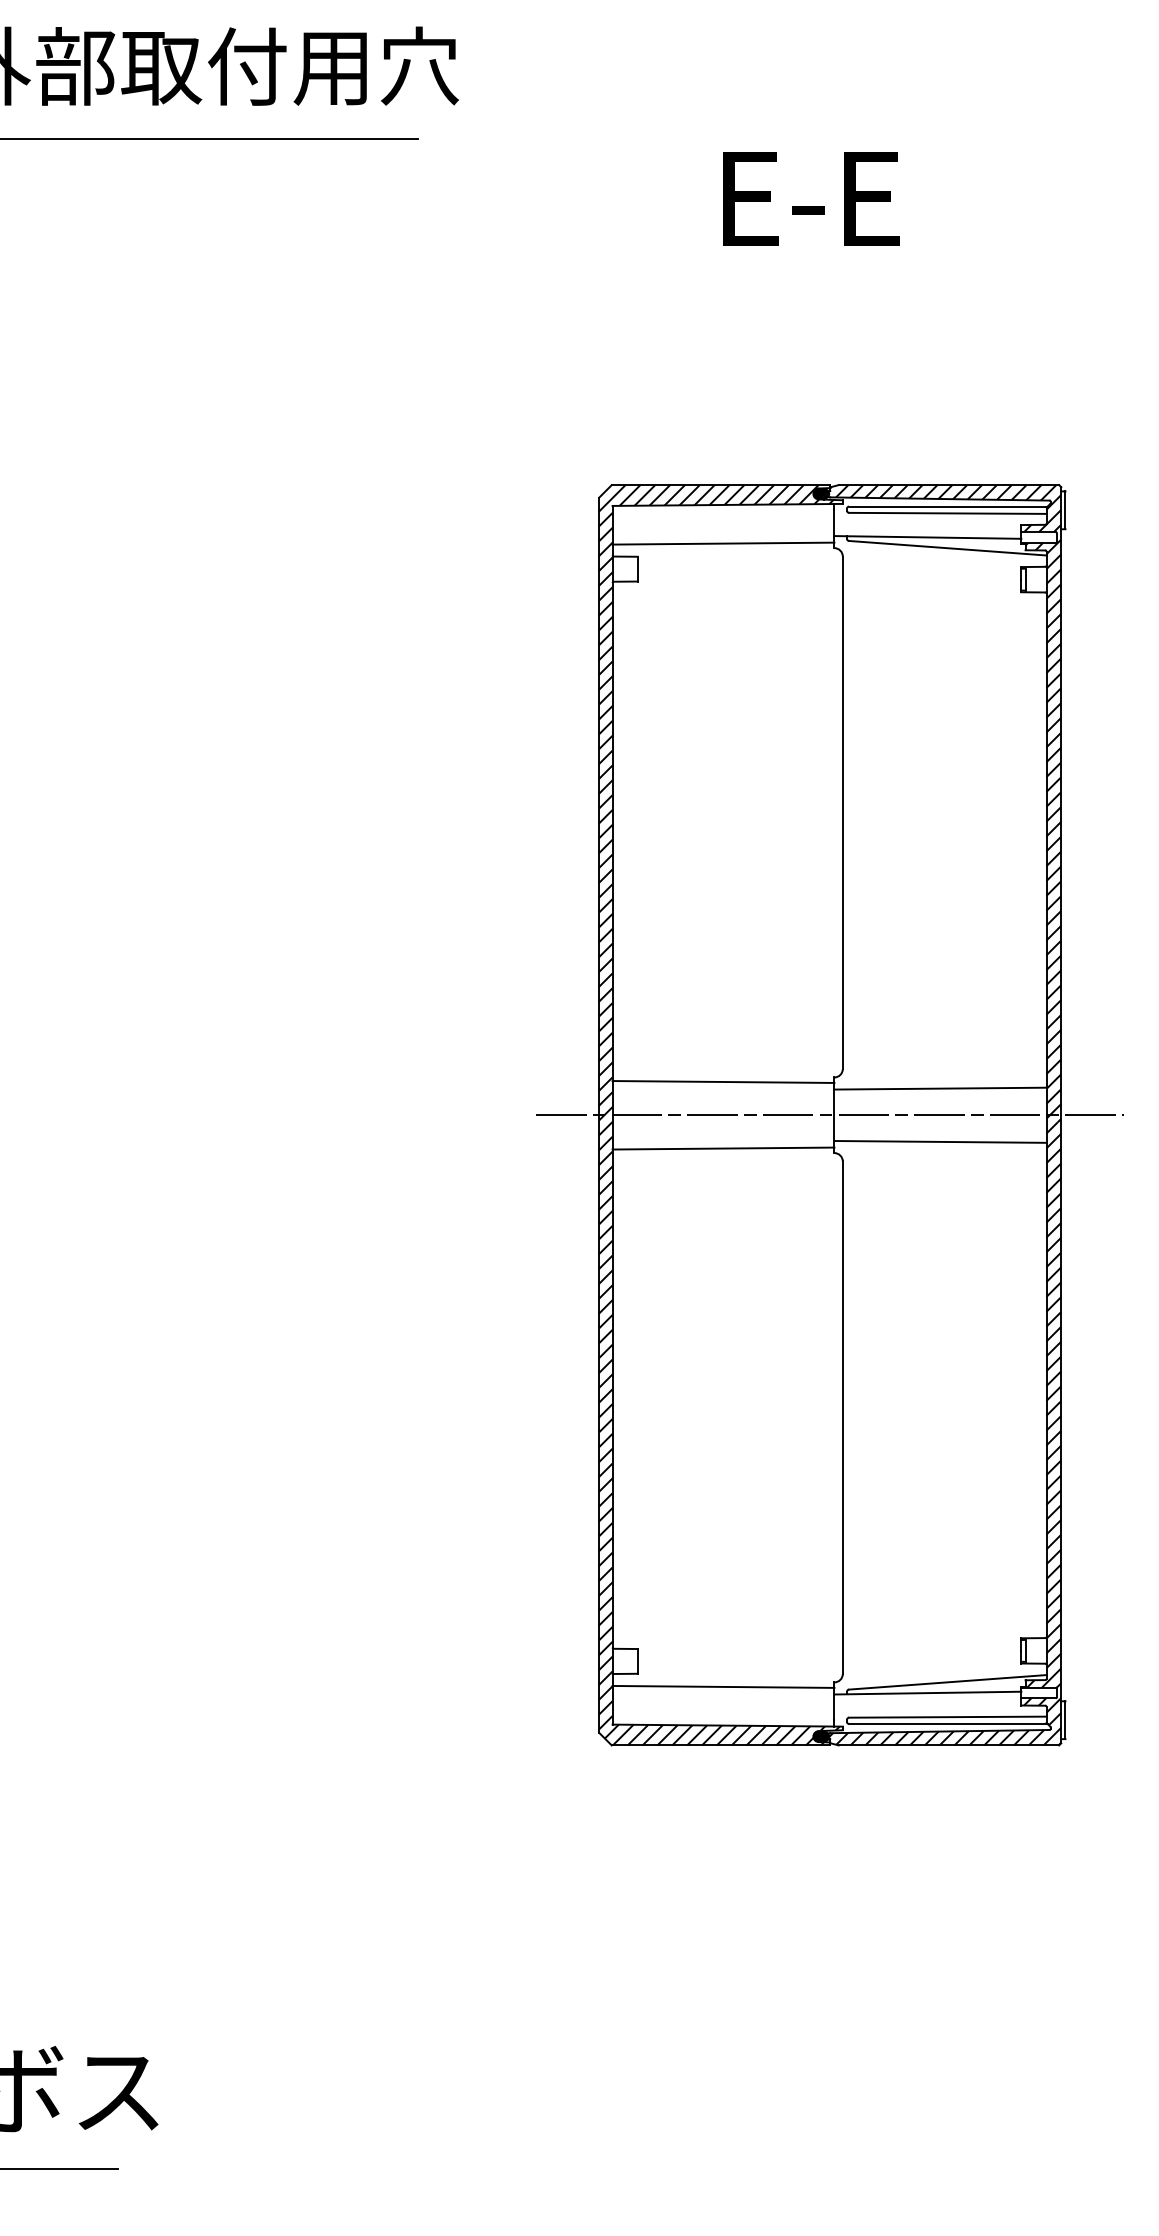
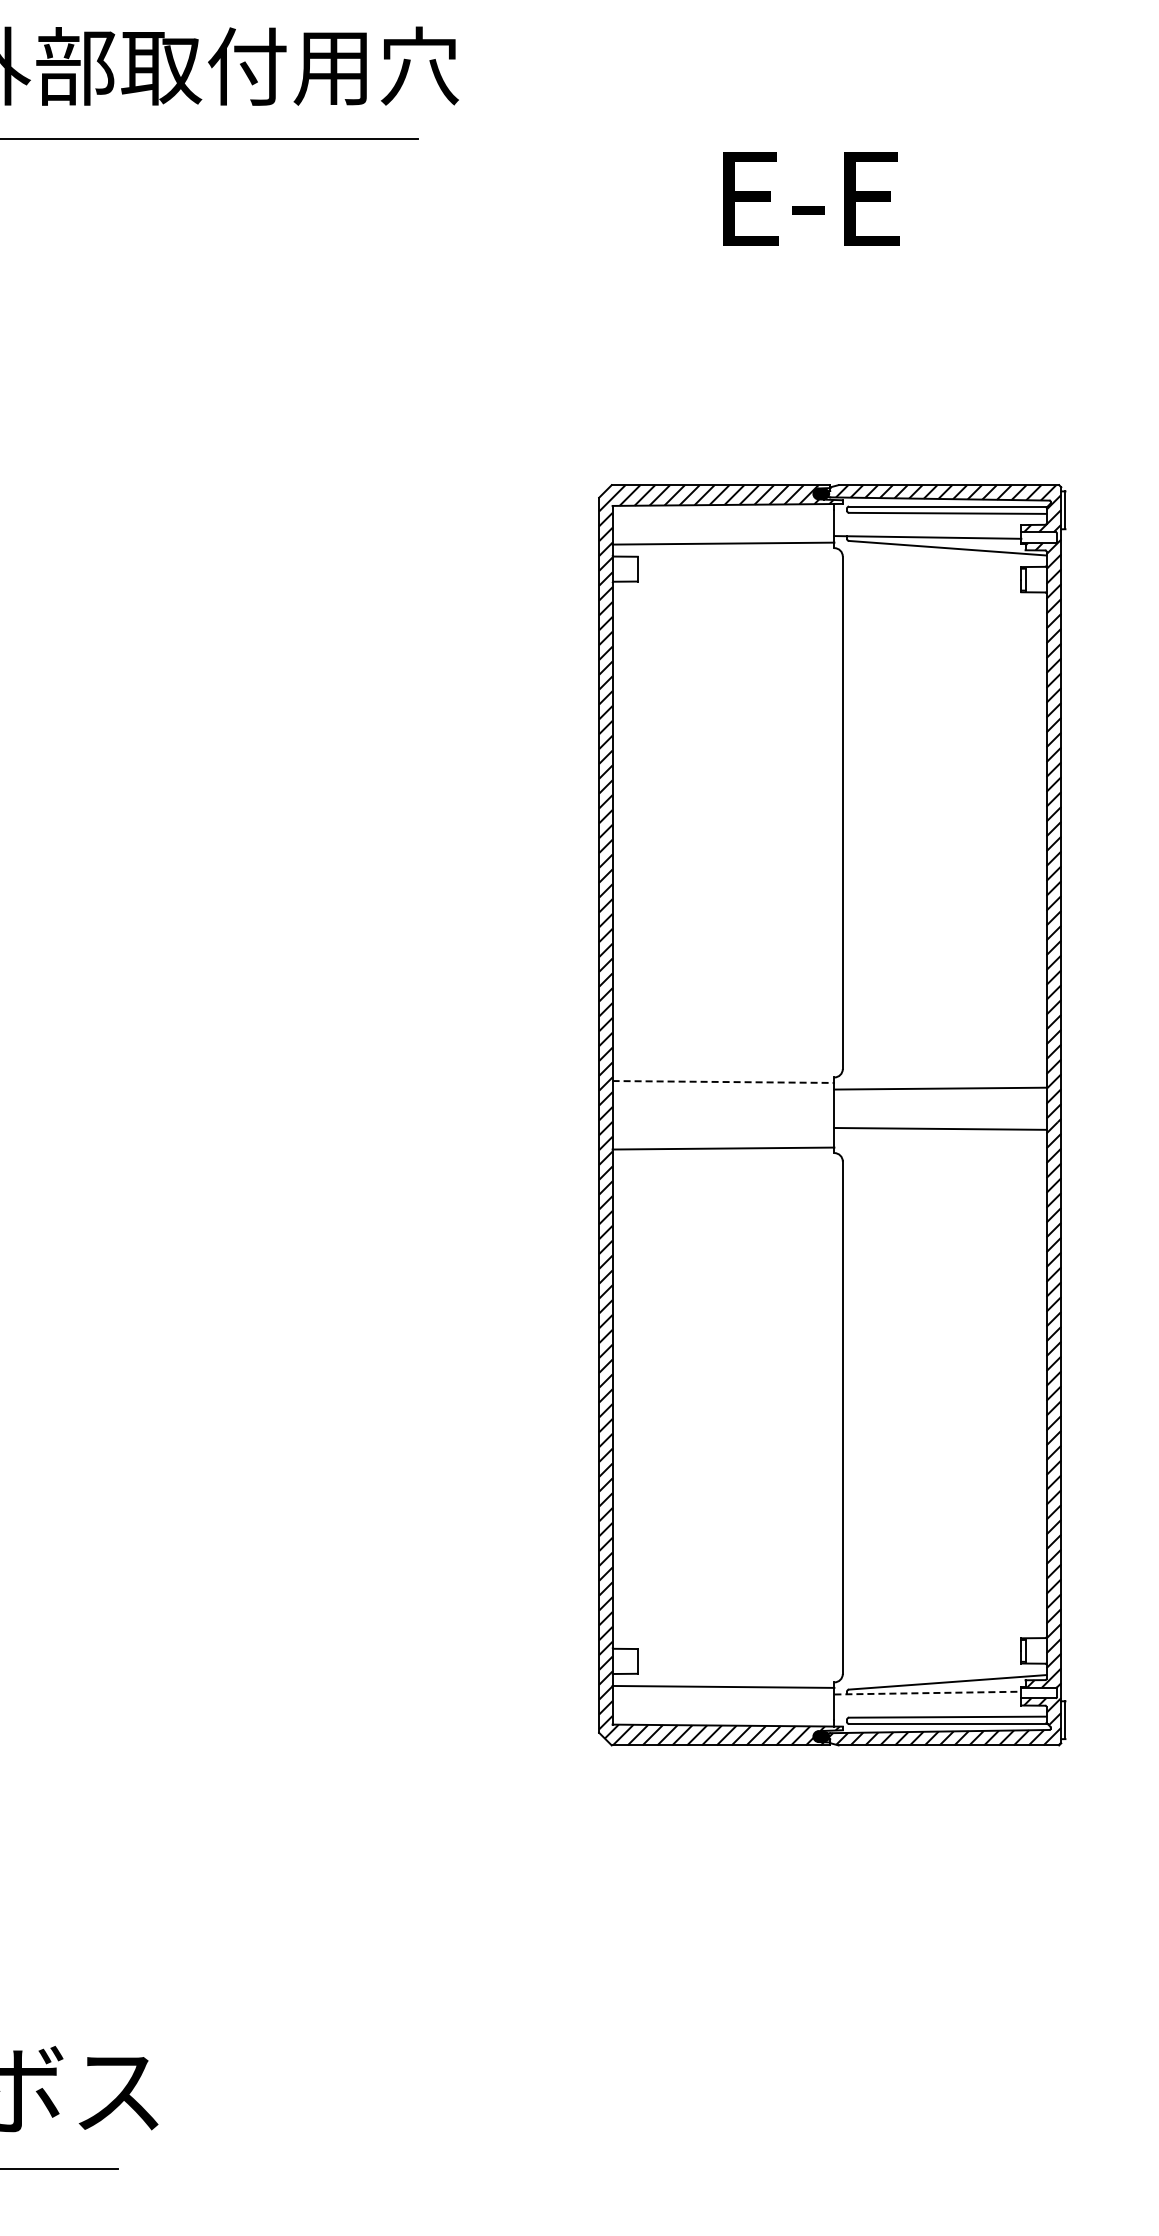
line: solid -> dashed (723, 1082)
line: present -> none (830, 1115)
line position: (940, 1141) -> (940, 1128) (940, 1128)
line: solid -> dashed (928, 1693)
